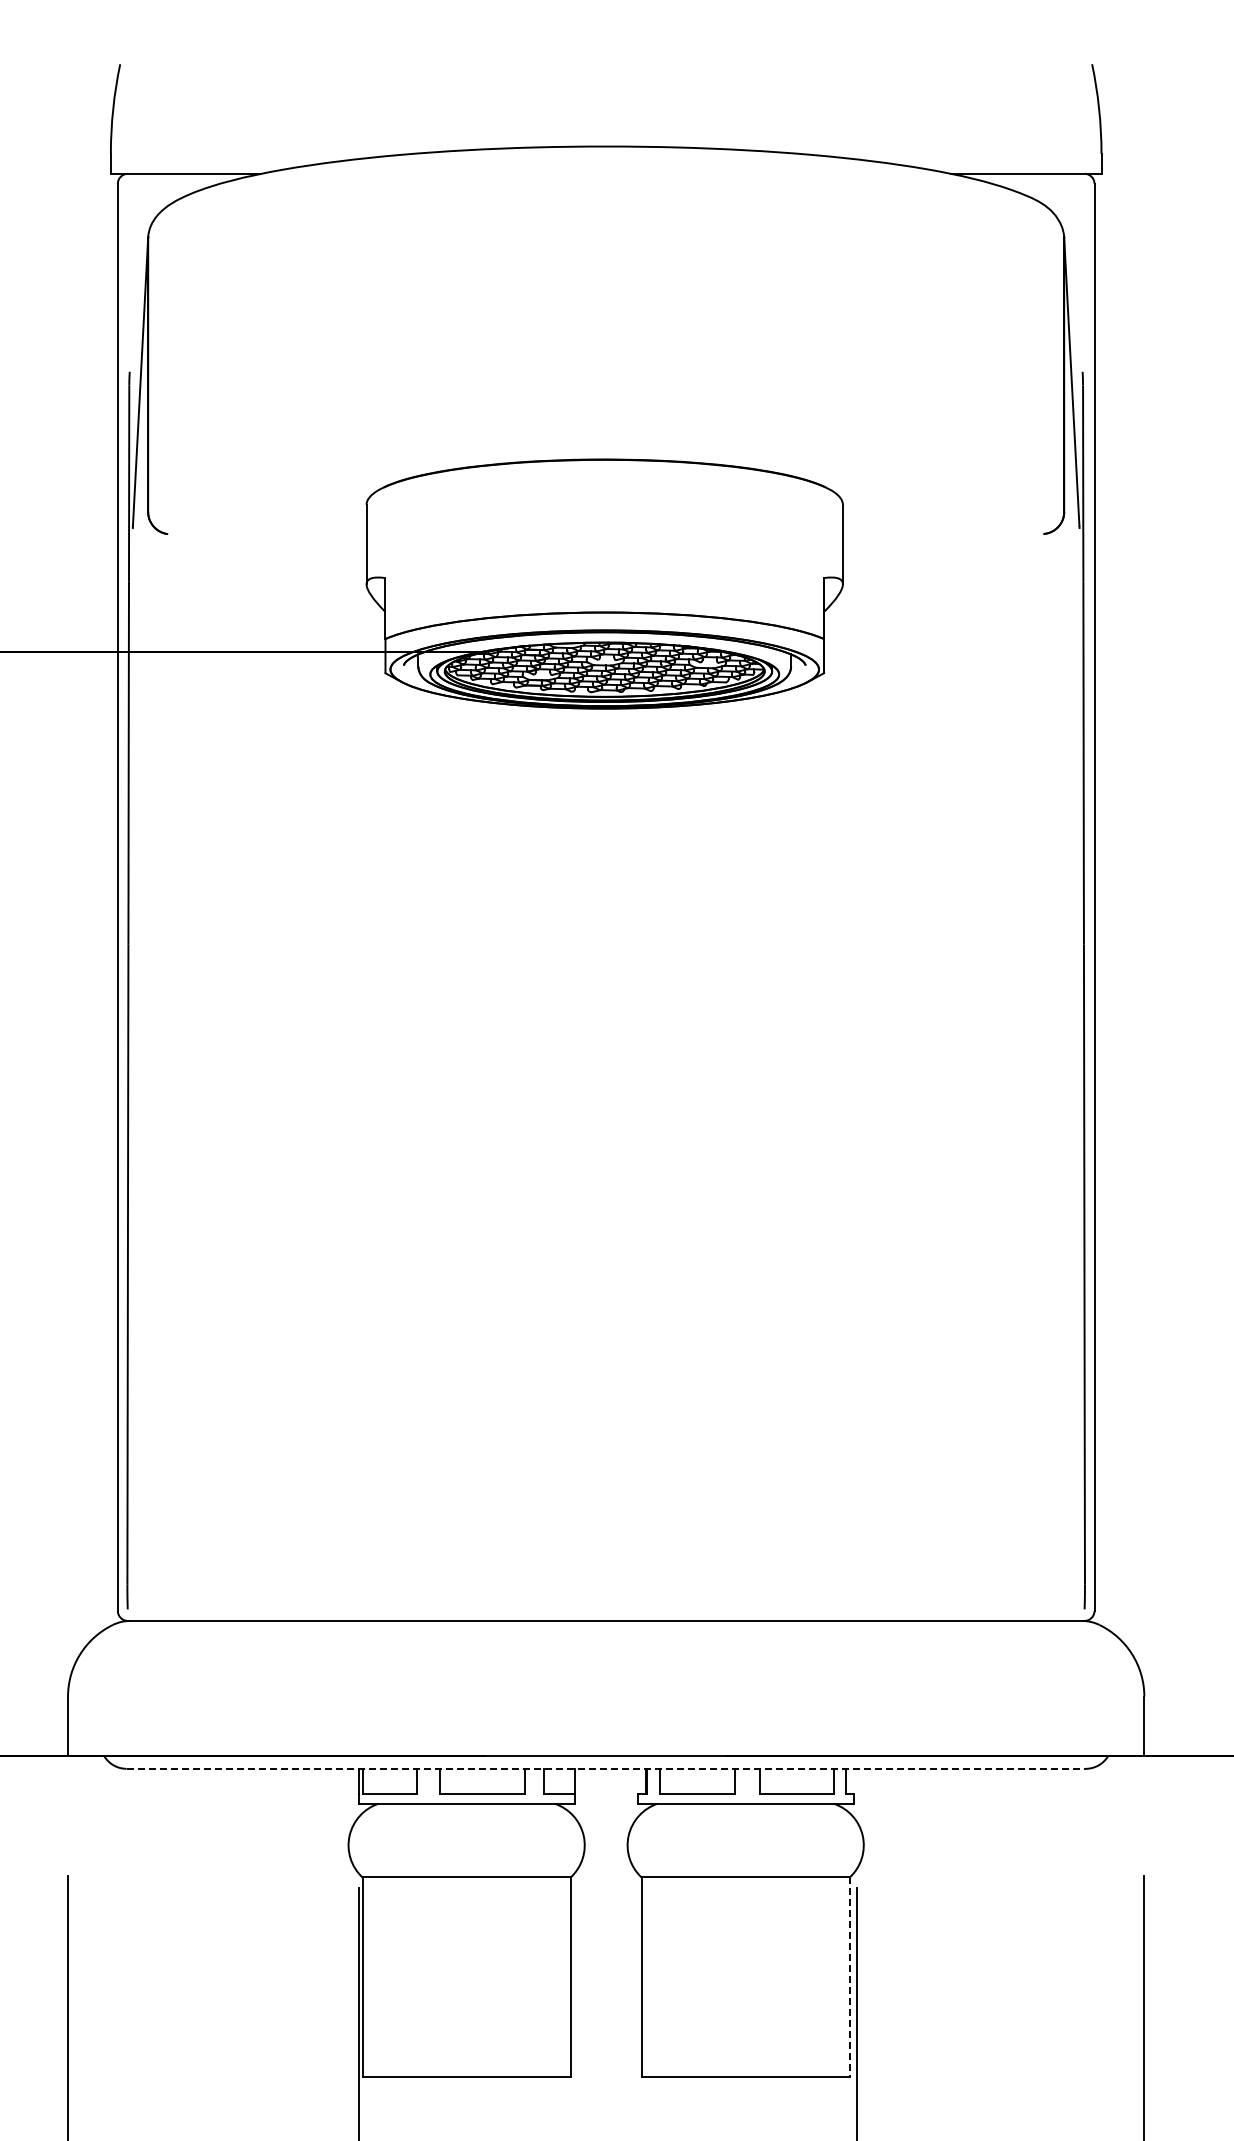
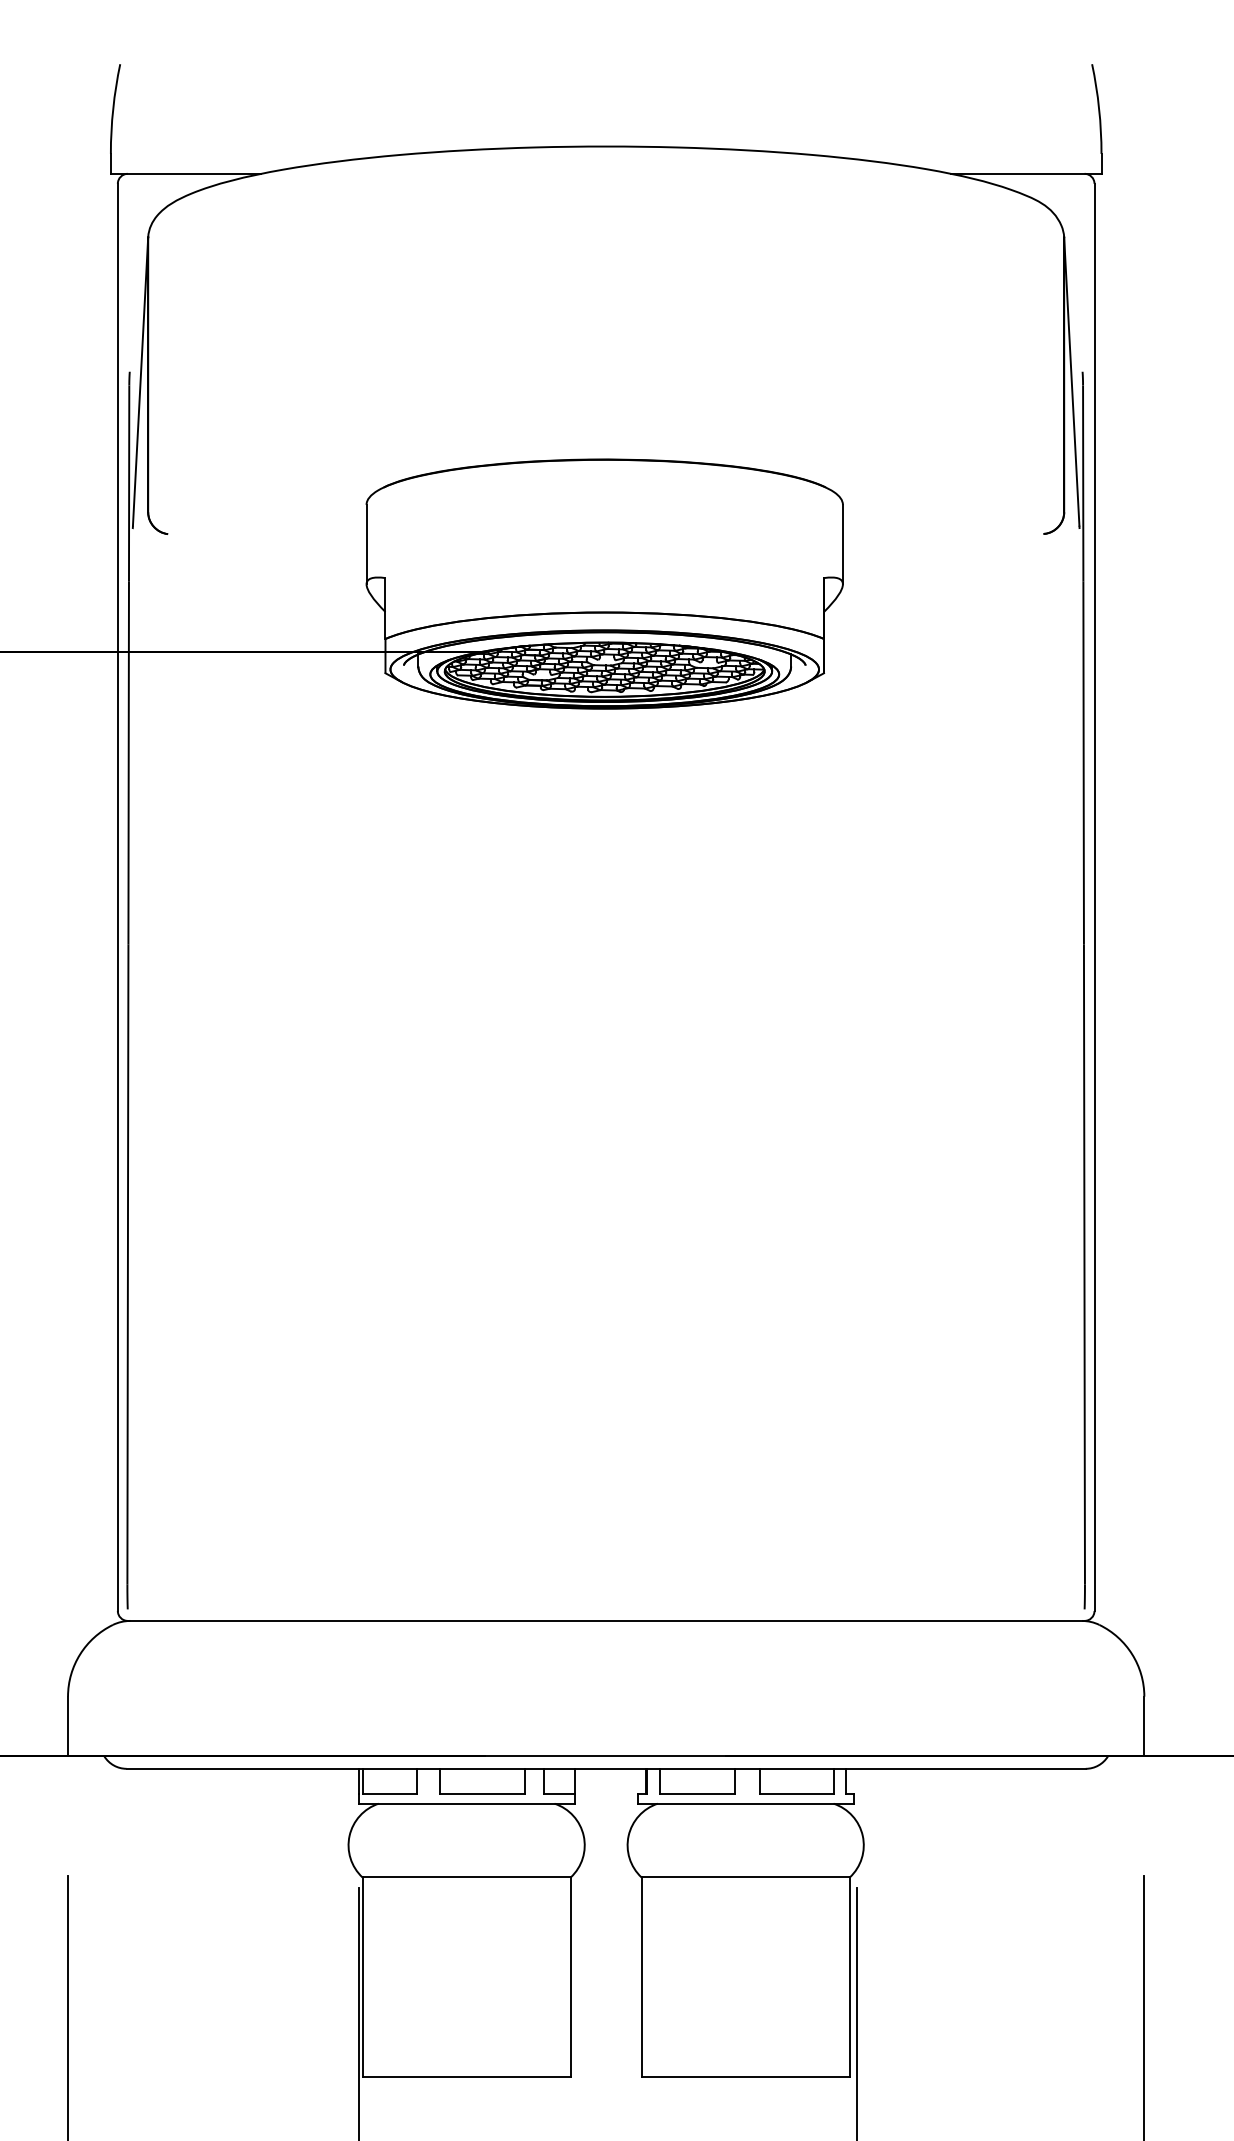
line: dashed -> solid (606, 1768)
line: dashed -> solid (849, 1977)
